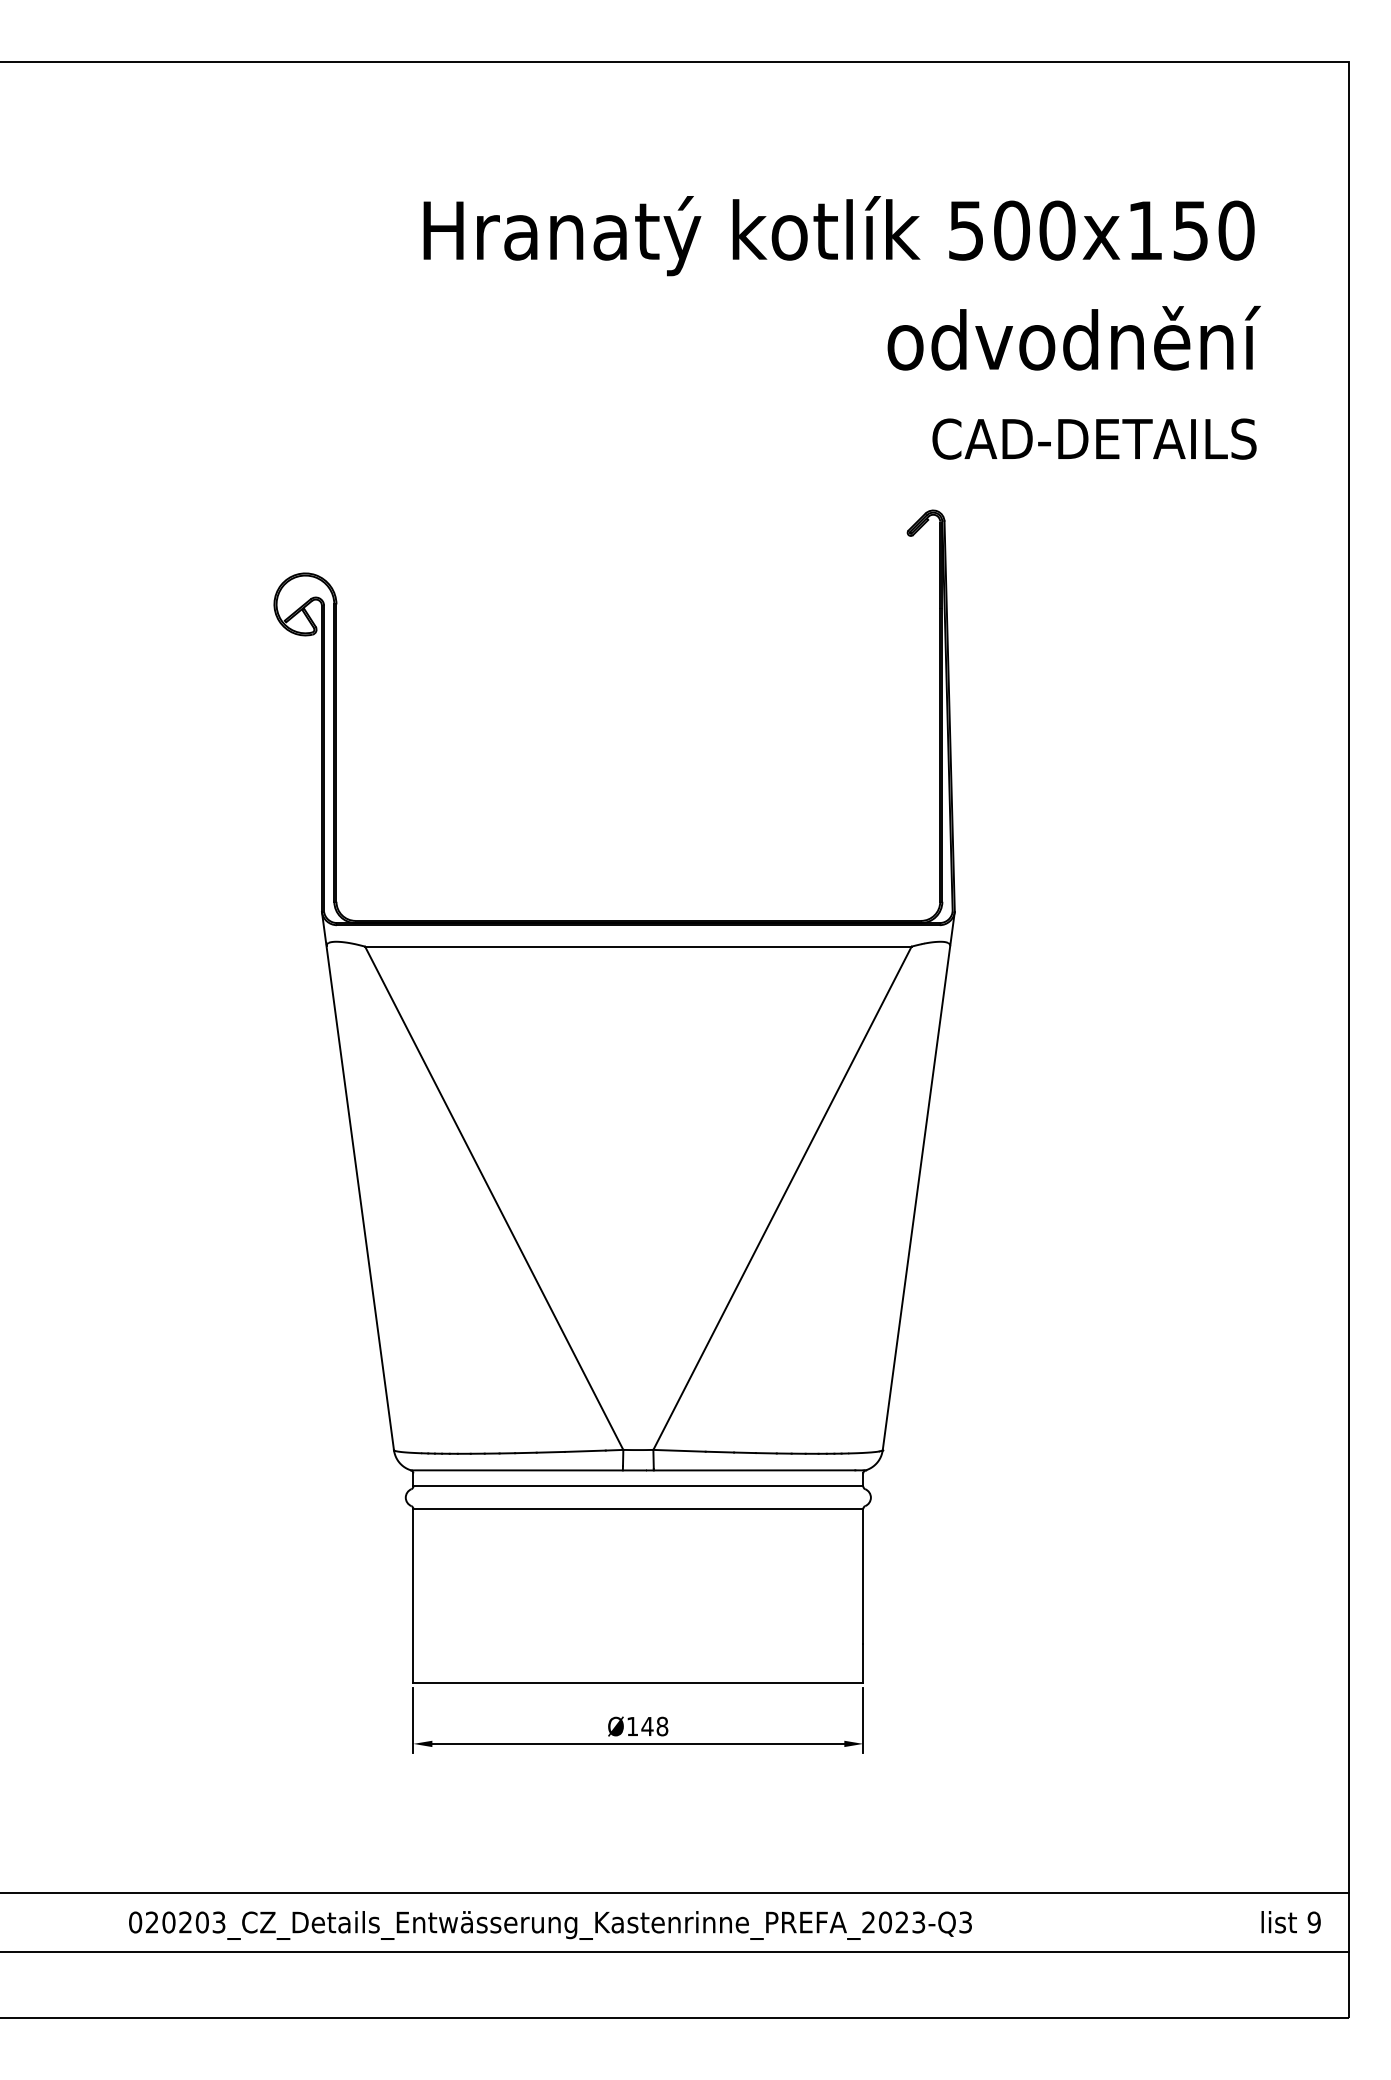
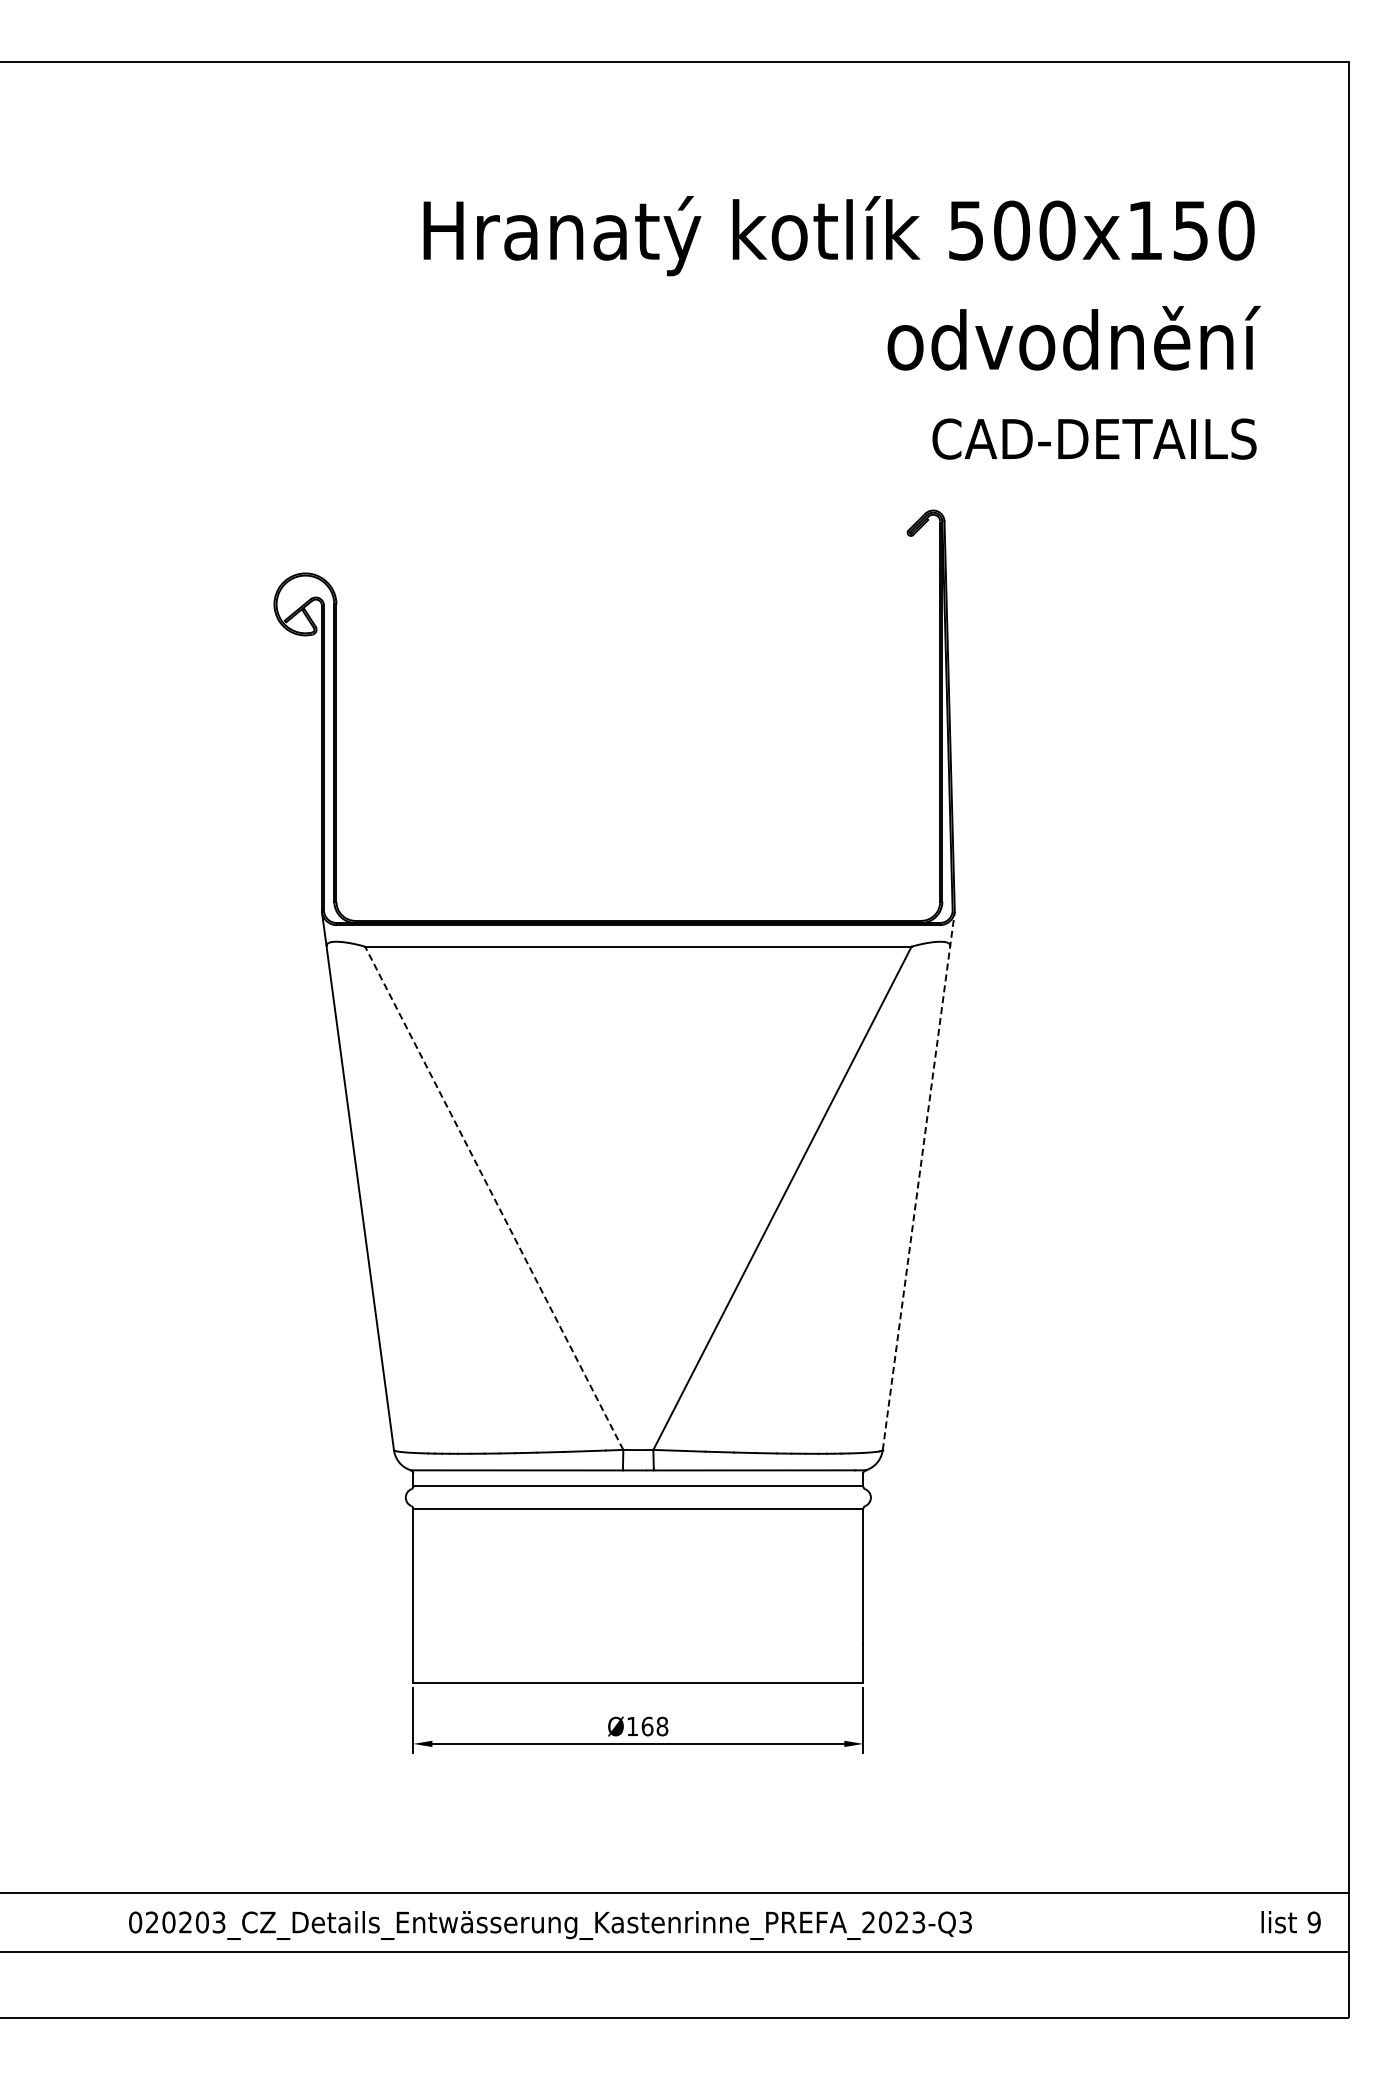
line: solid -> dashed (918, 1181)
line: solid -> dashed (494, 1198)
text: Ø148 -> Ø168 (647, 1726)
